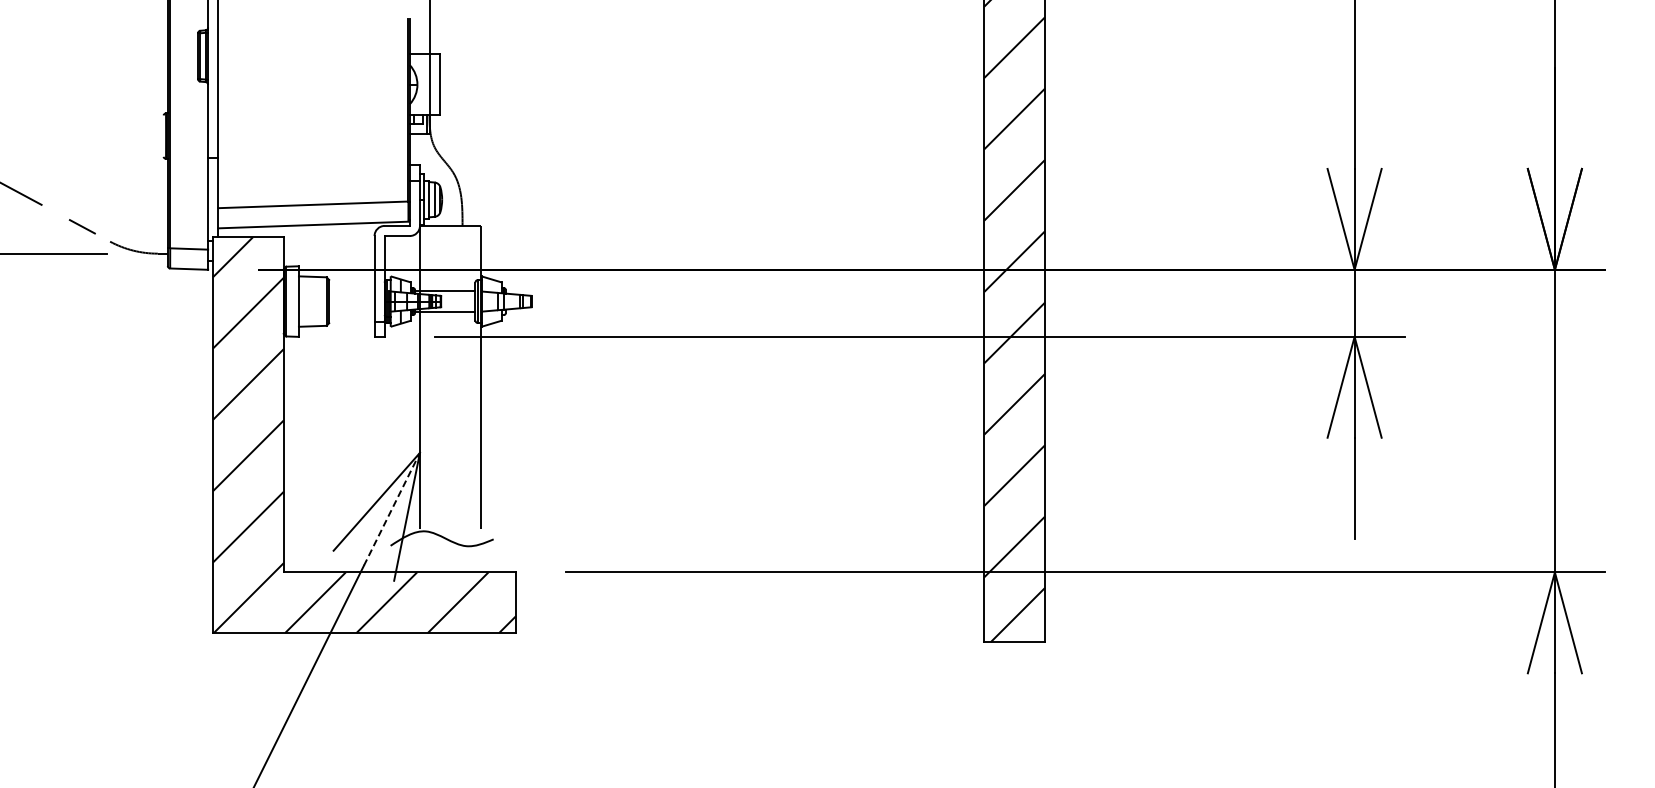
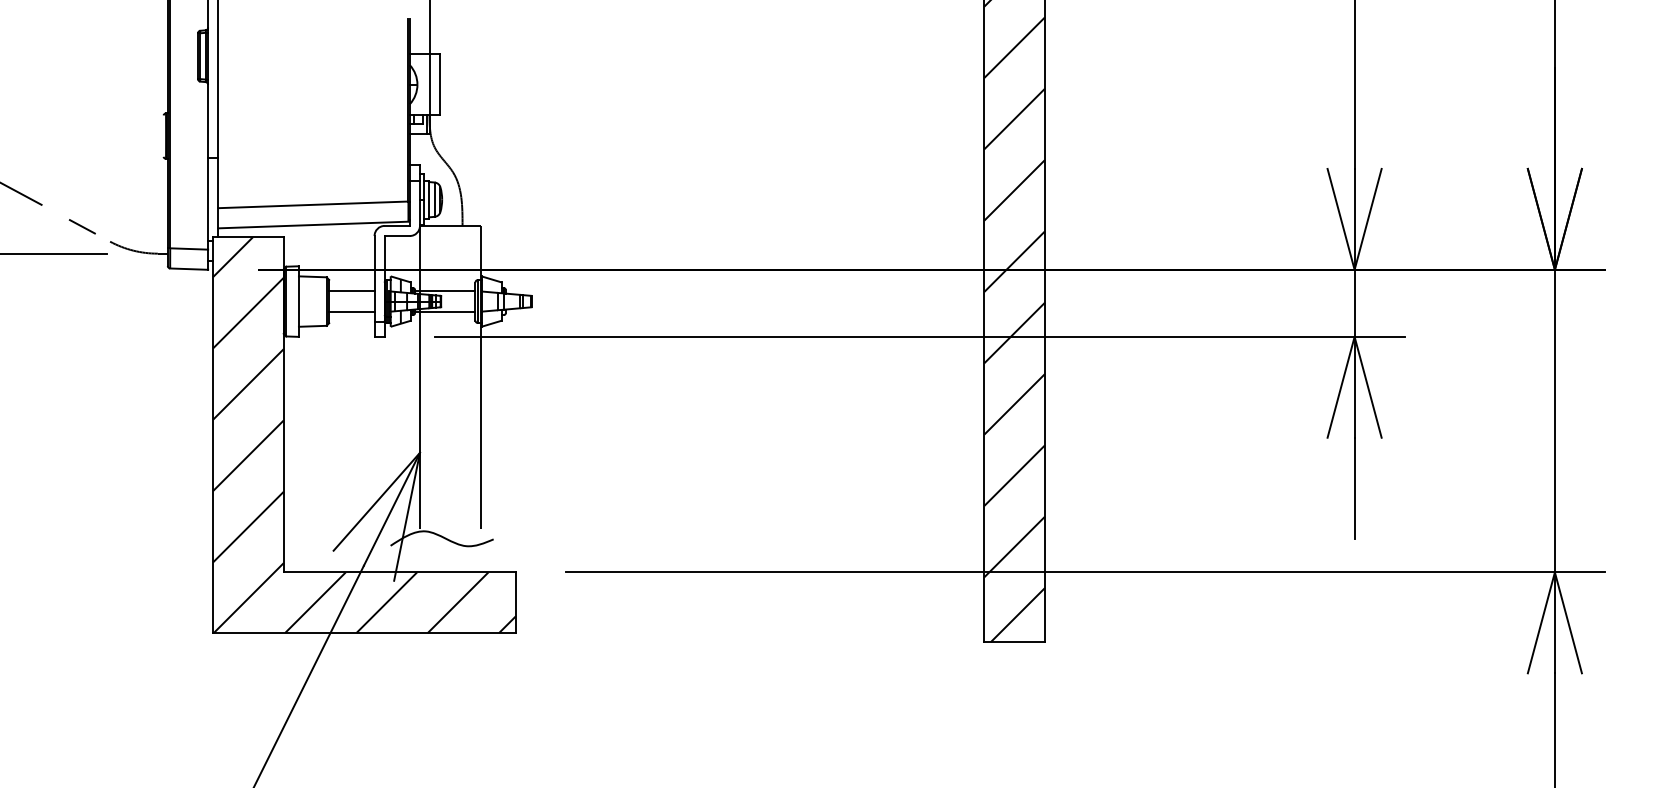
line: none -> present (351, 291)
line: none -> present (351, 311)
line: dashed -> solid (392, 508)
